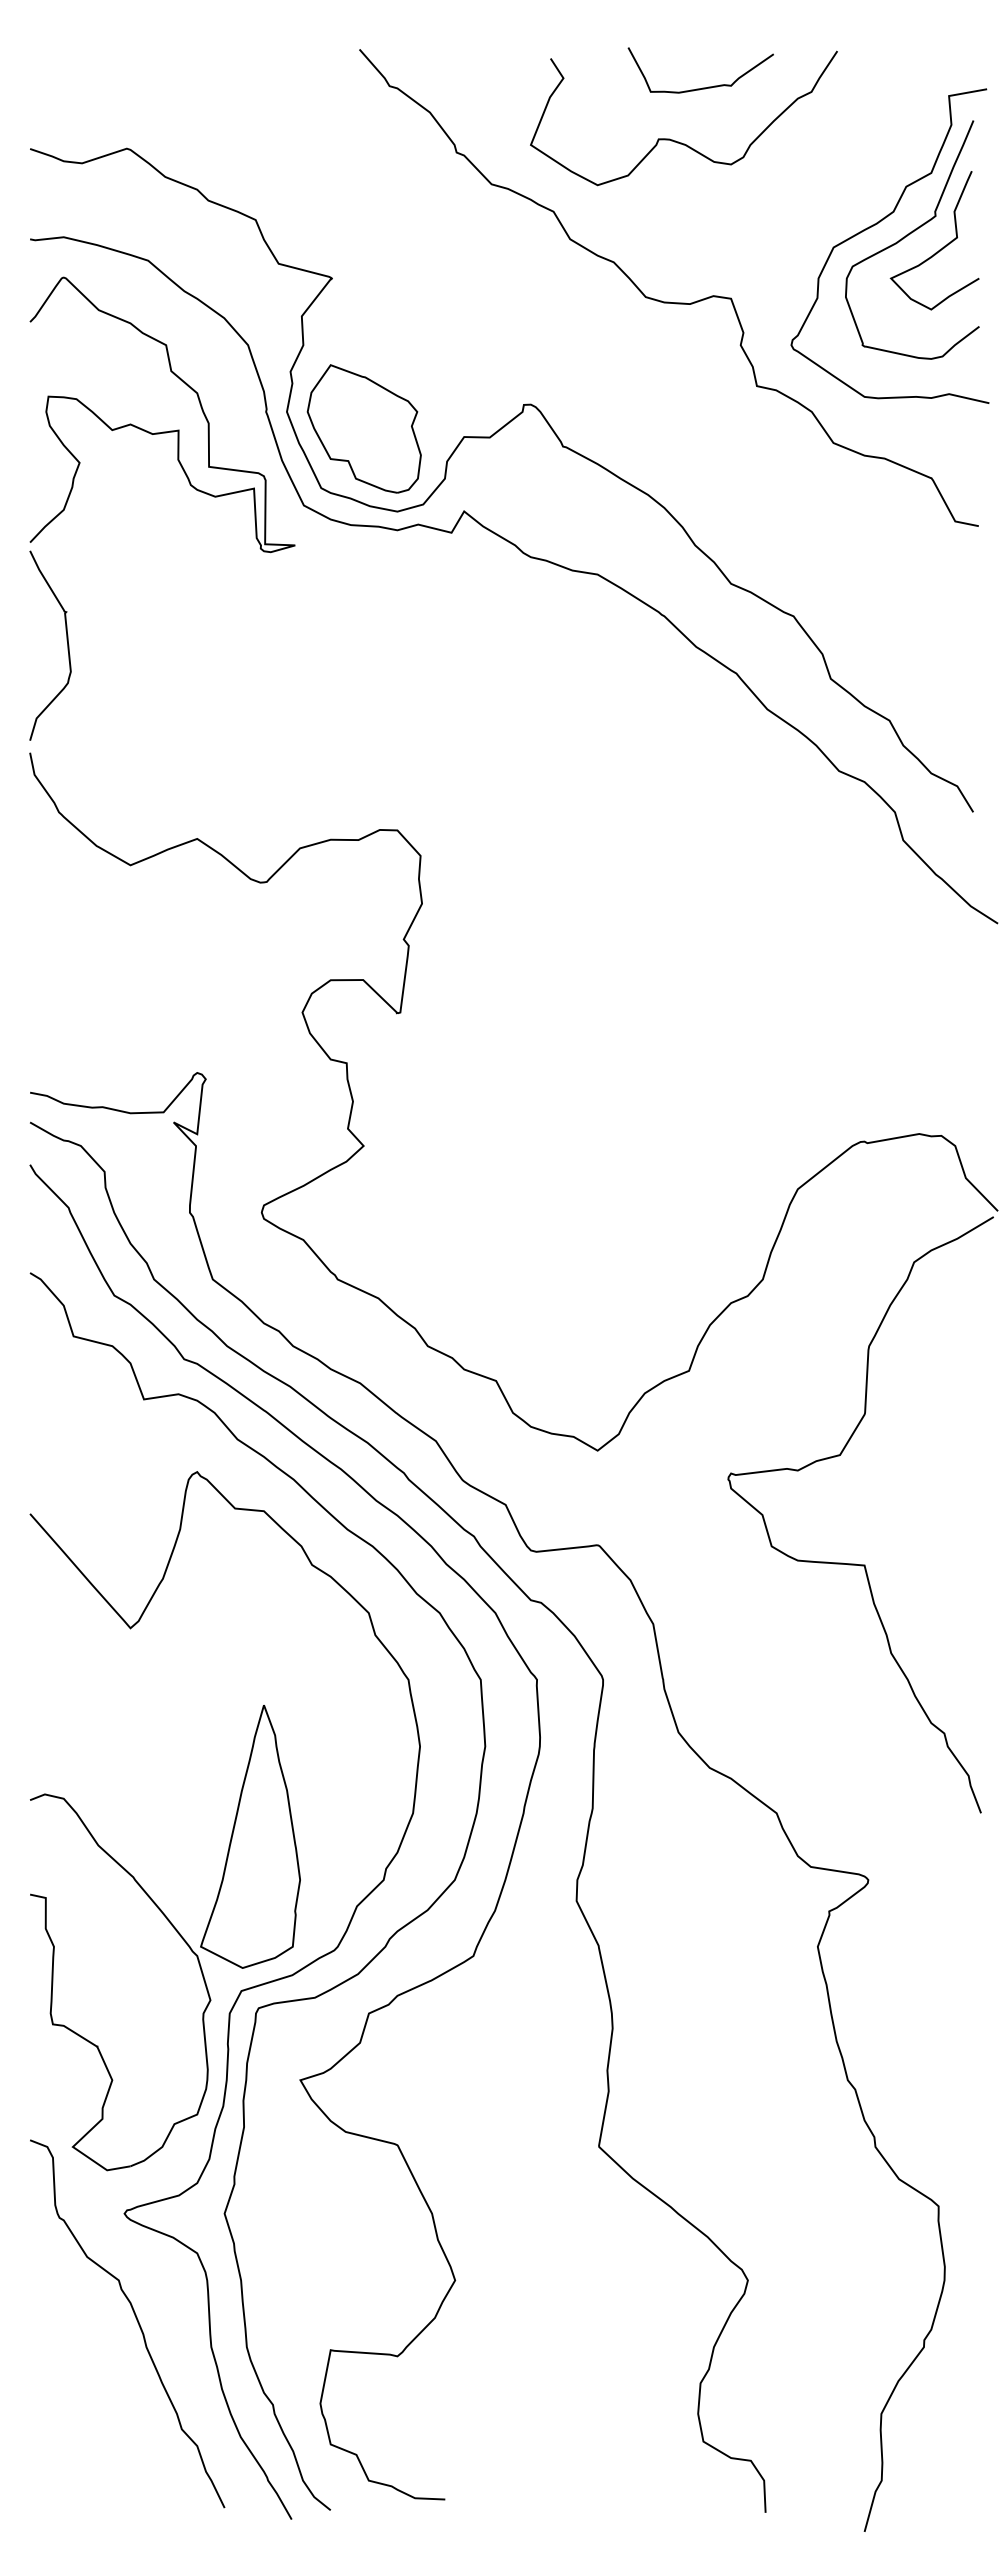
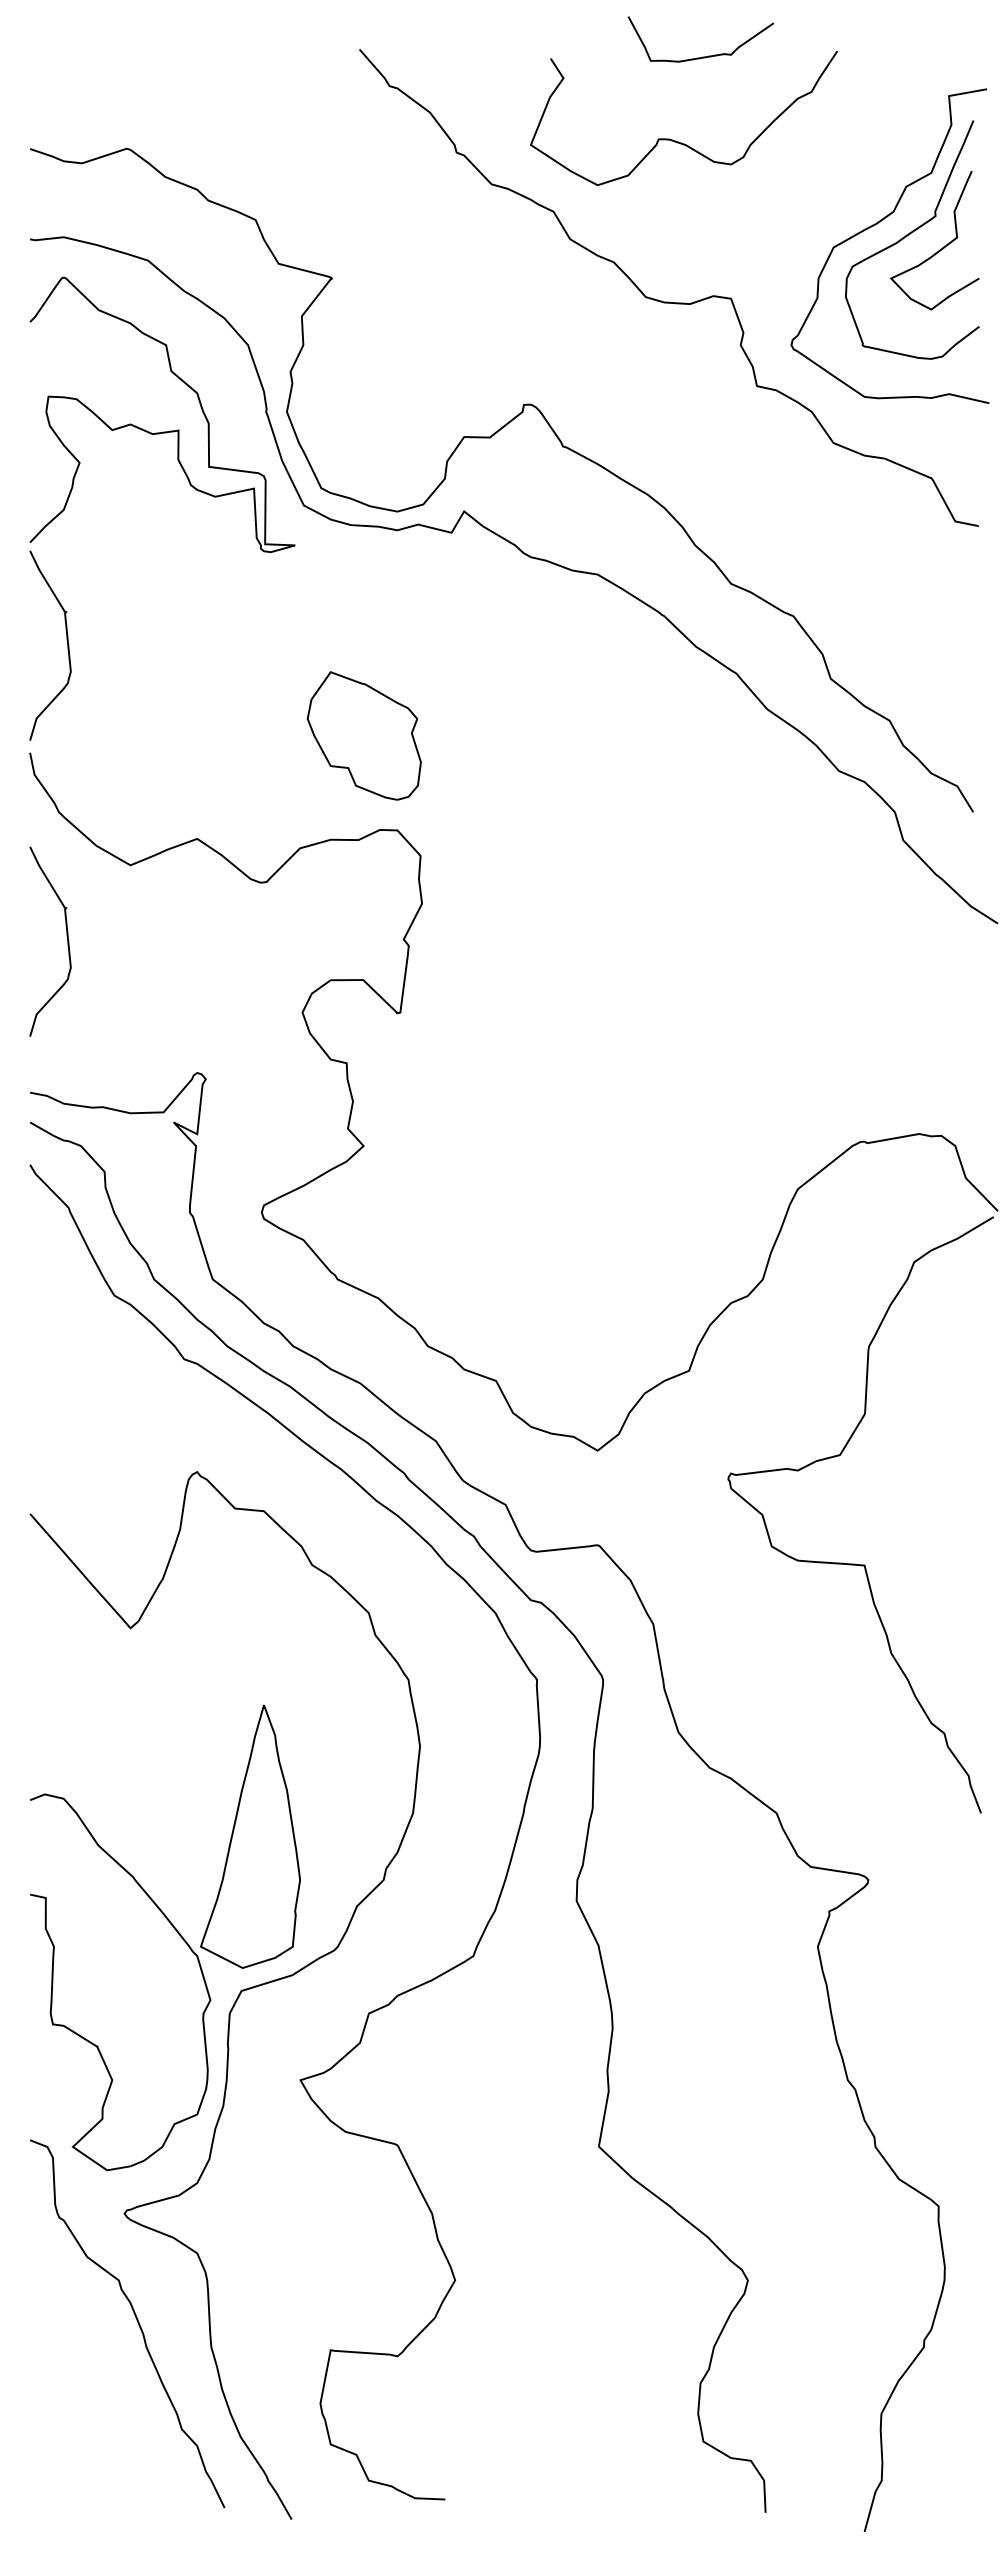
curve position: (702, 87) -> (702, 56) (702, 56)
part position: (363, 428) -> (363, 735) (363, 735)
curve: none -> present (66, 936)
curve: present -> none (273, 2002)
